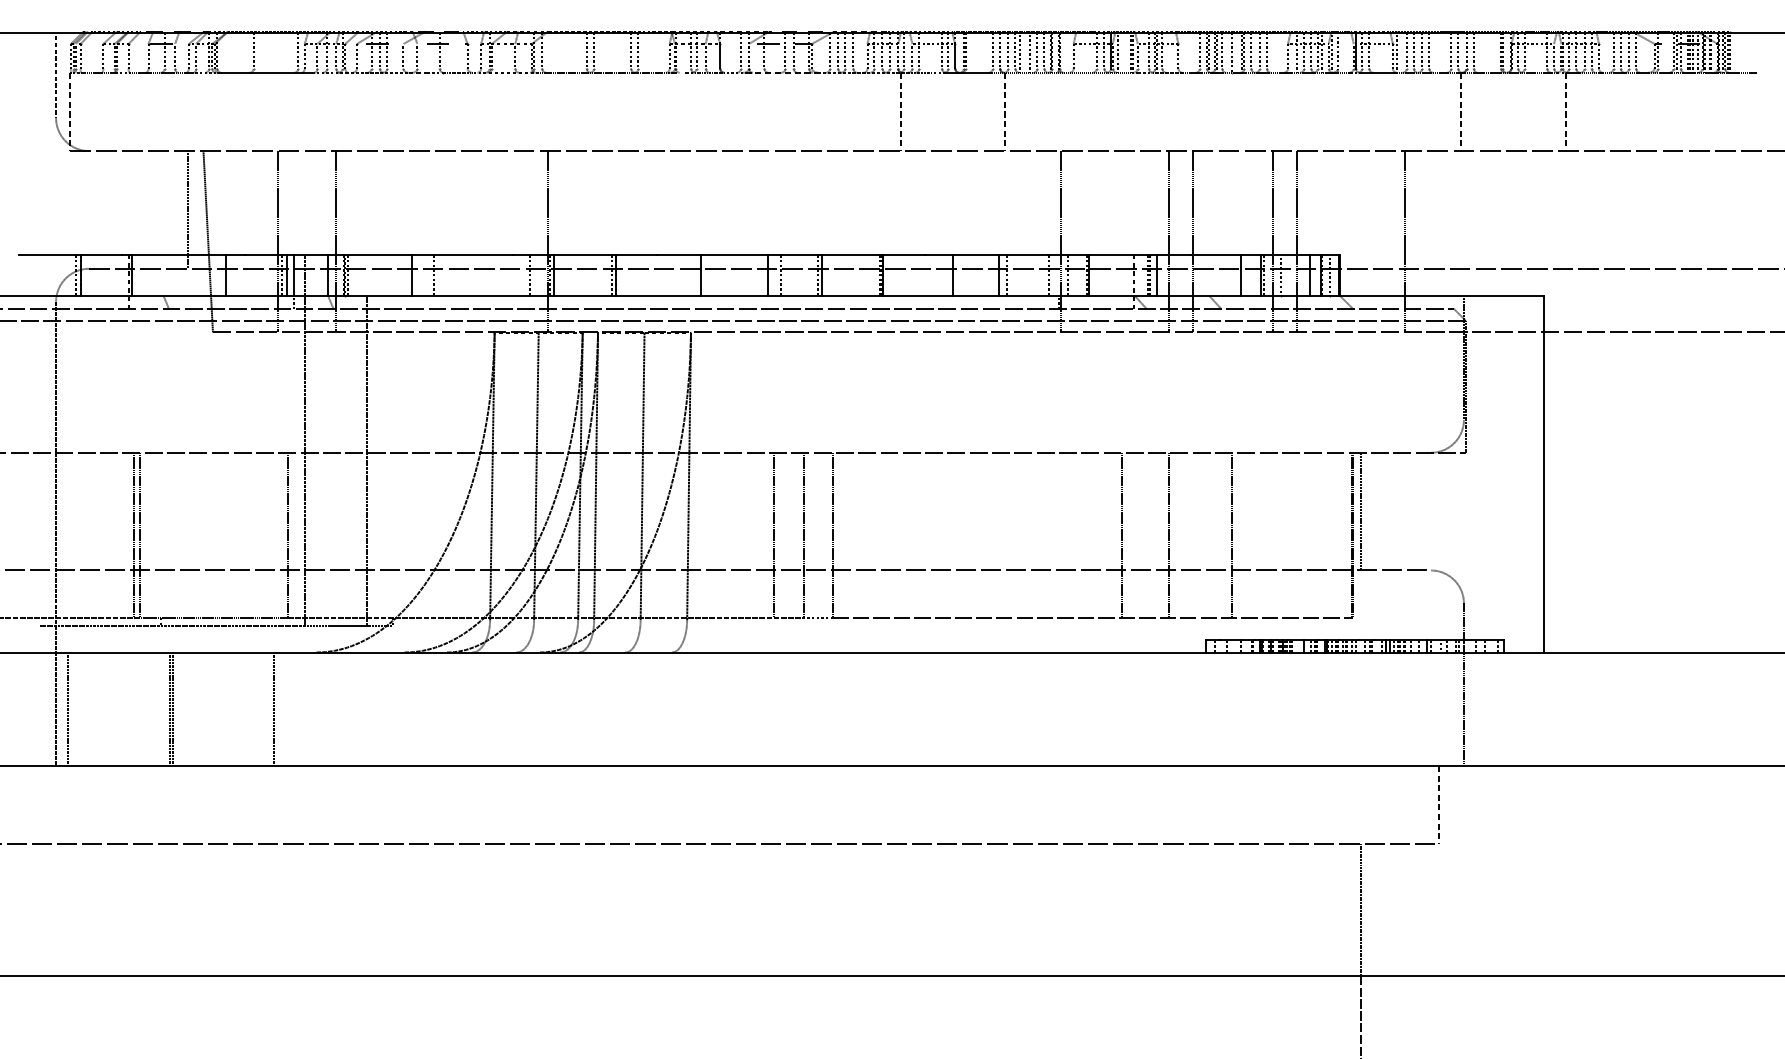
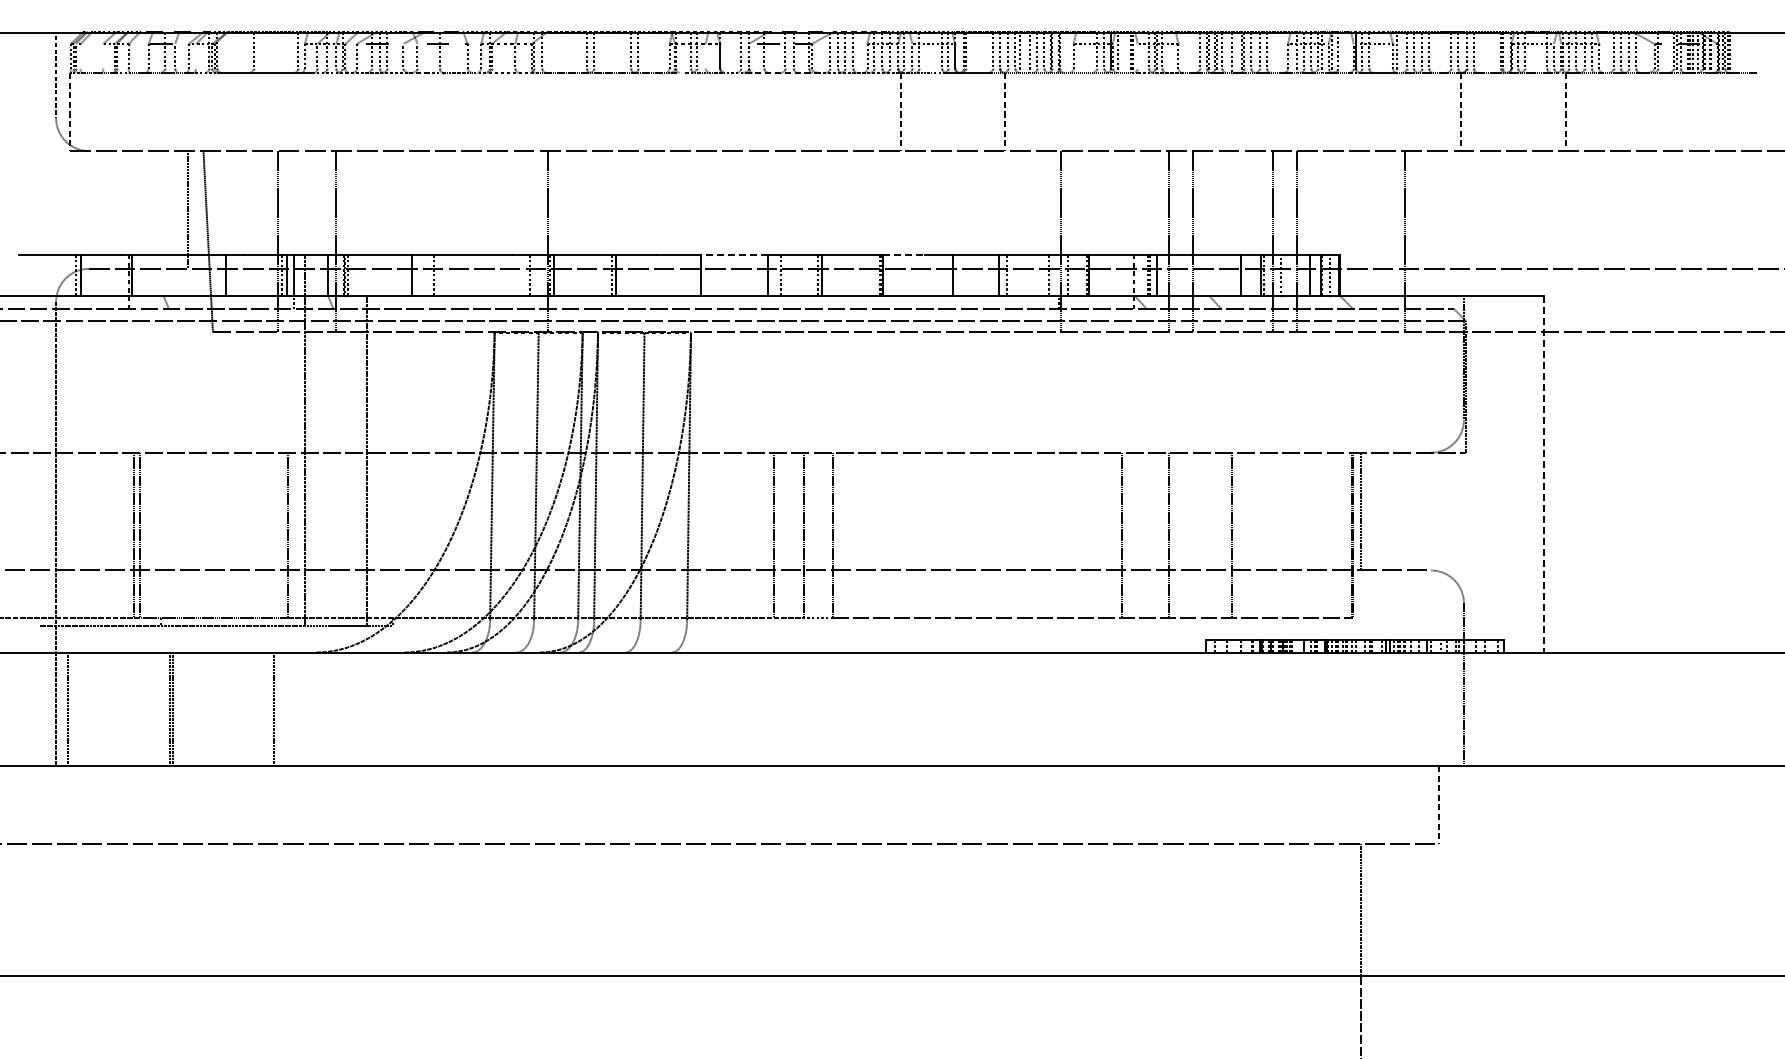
line: present -> none (80, 56)
line: present -> none (103, 56)
line: present -> none (196, 56)
line: present -> none (705, 56)
line: present -> none (1137, 56)
line: solid -> dashed (734, 255)
line: solid -> dashed (904, 255)
line: solid -> dashed (1544, 474)
